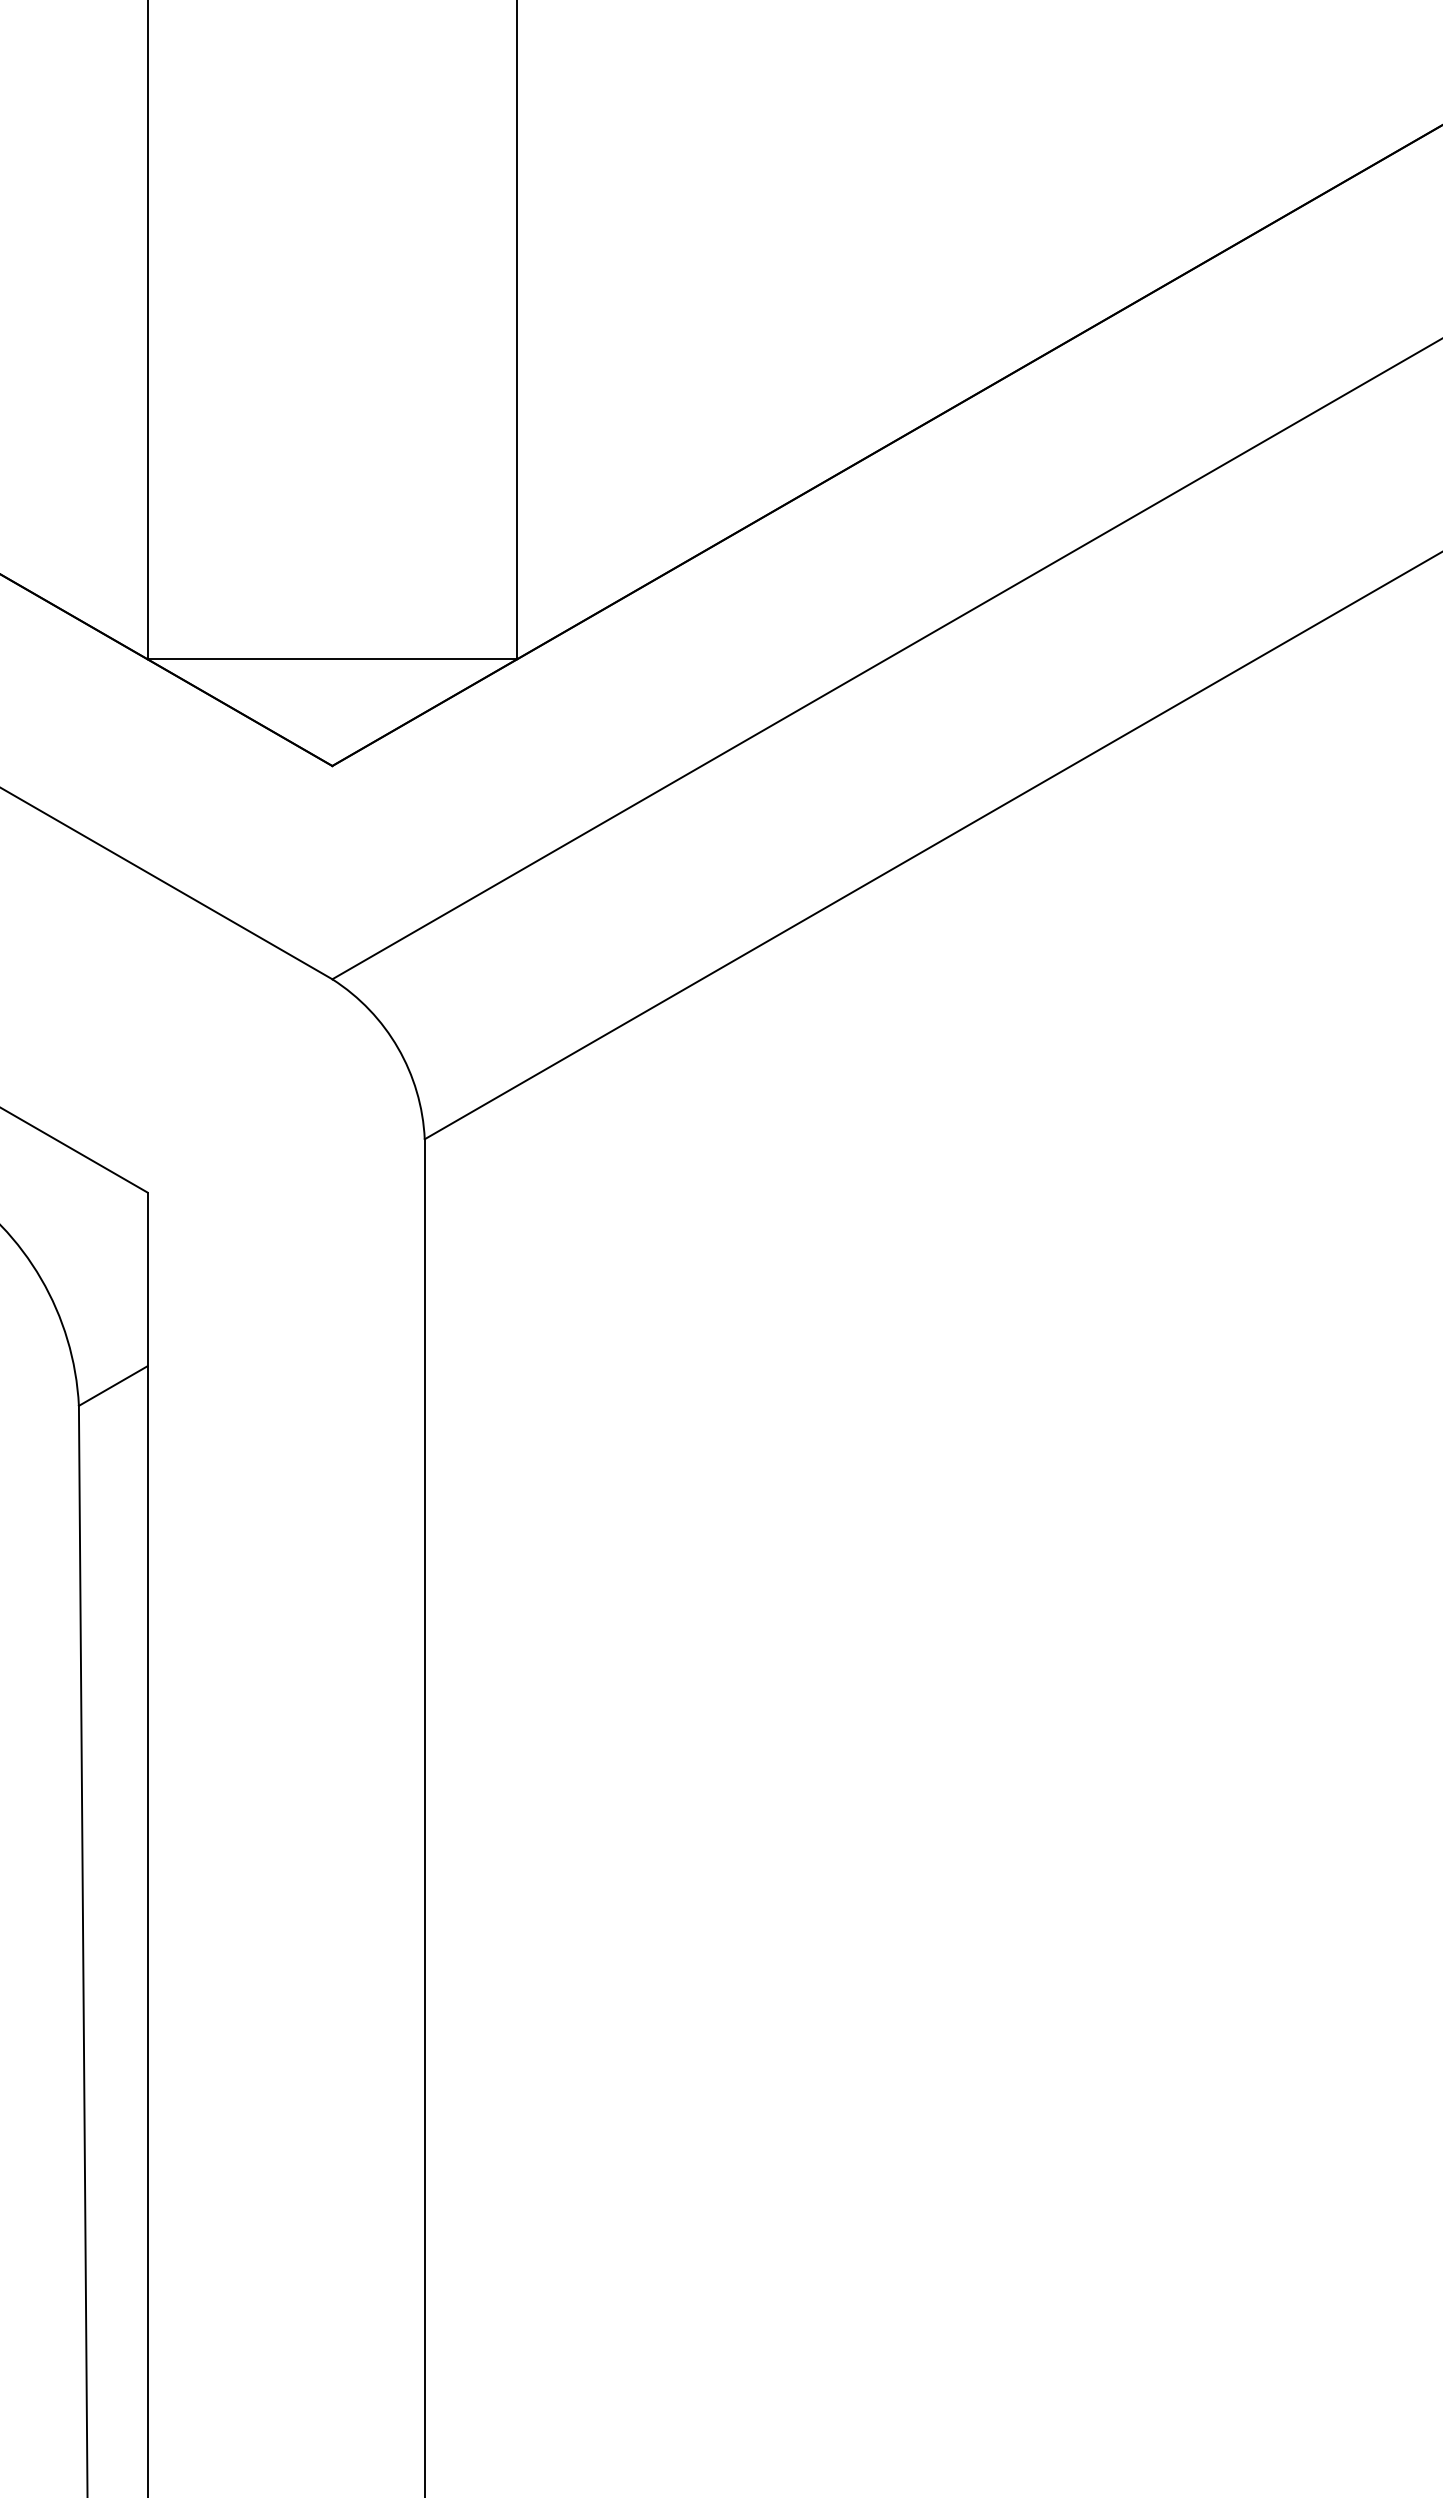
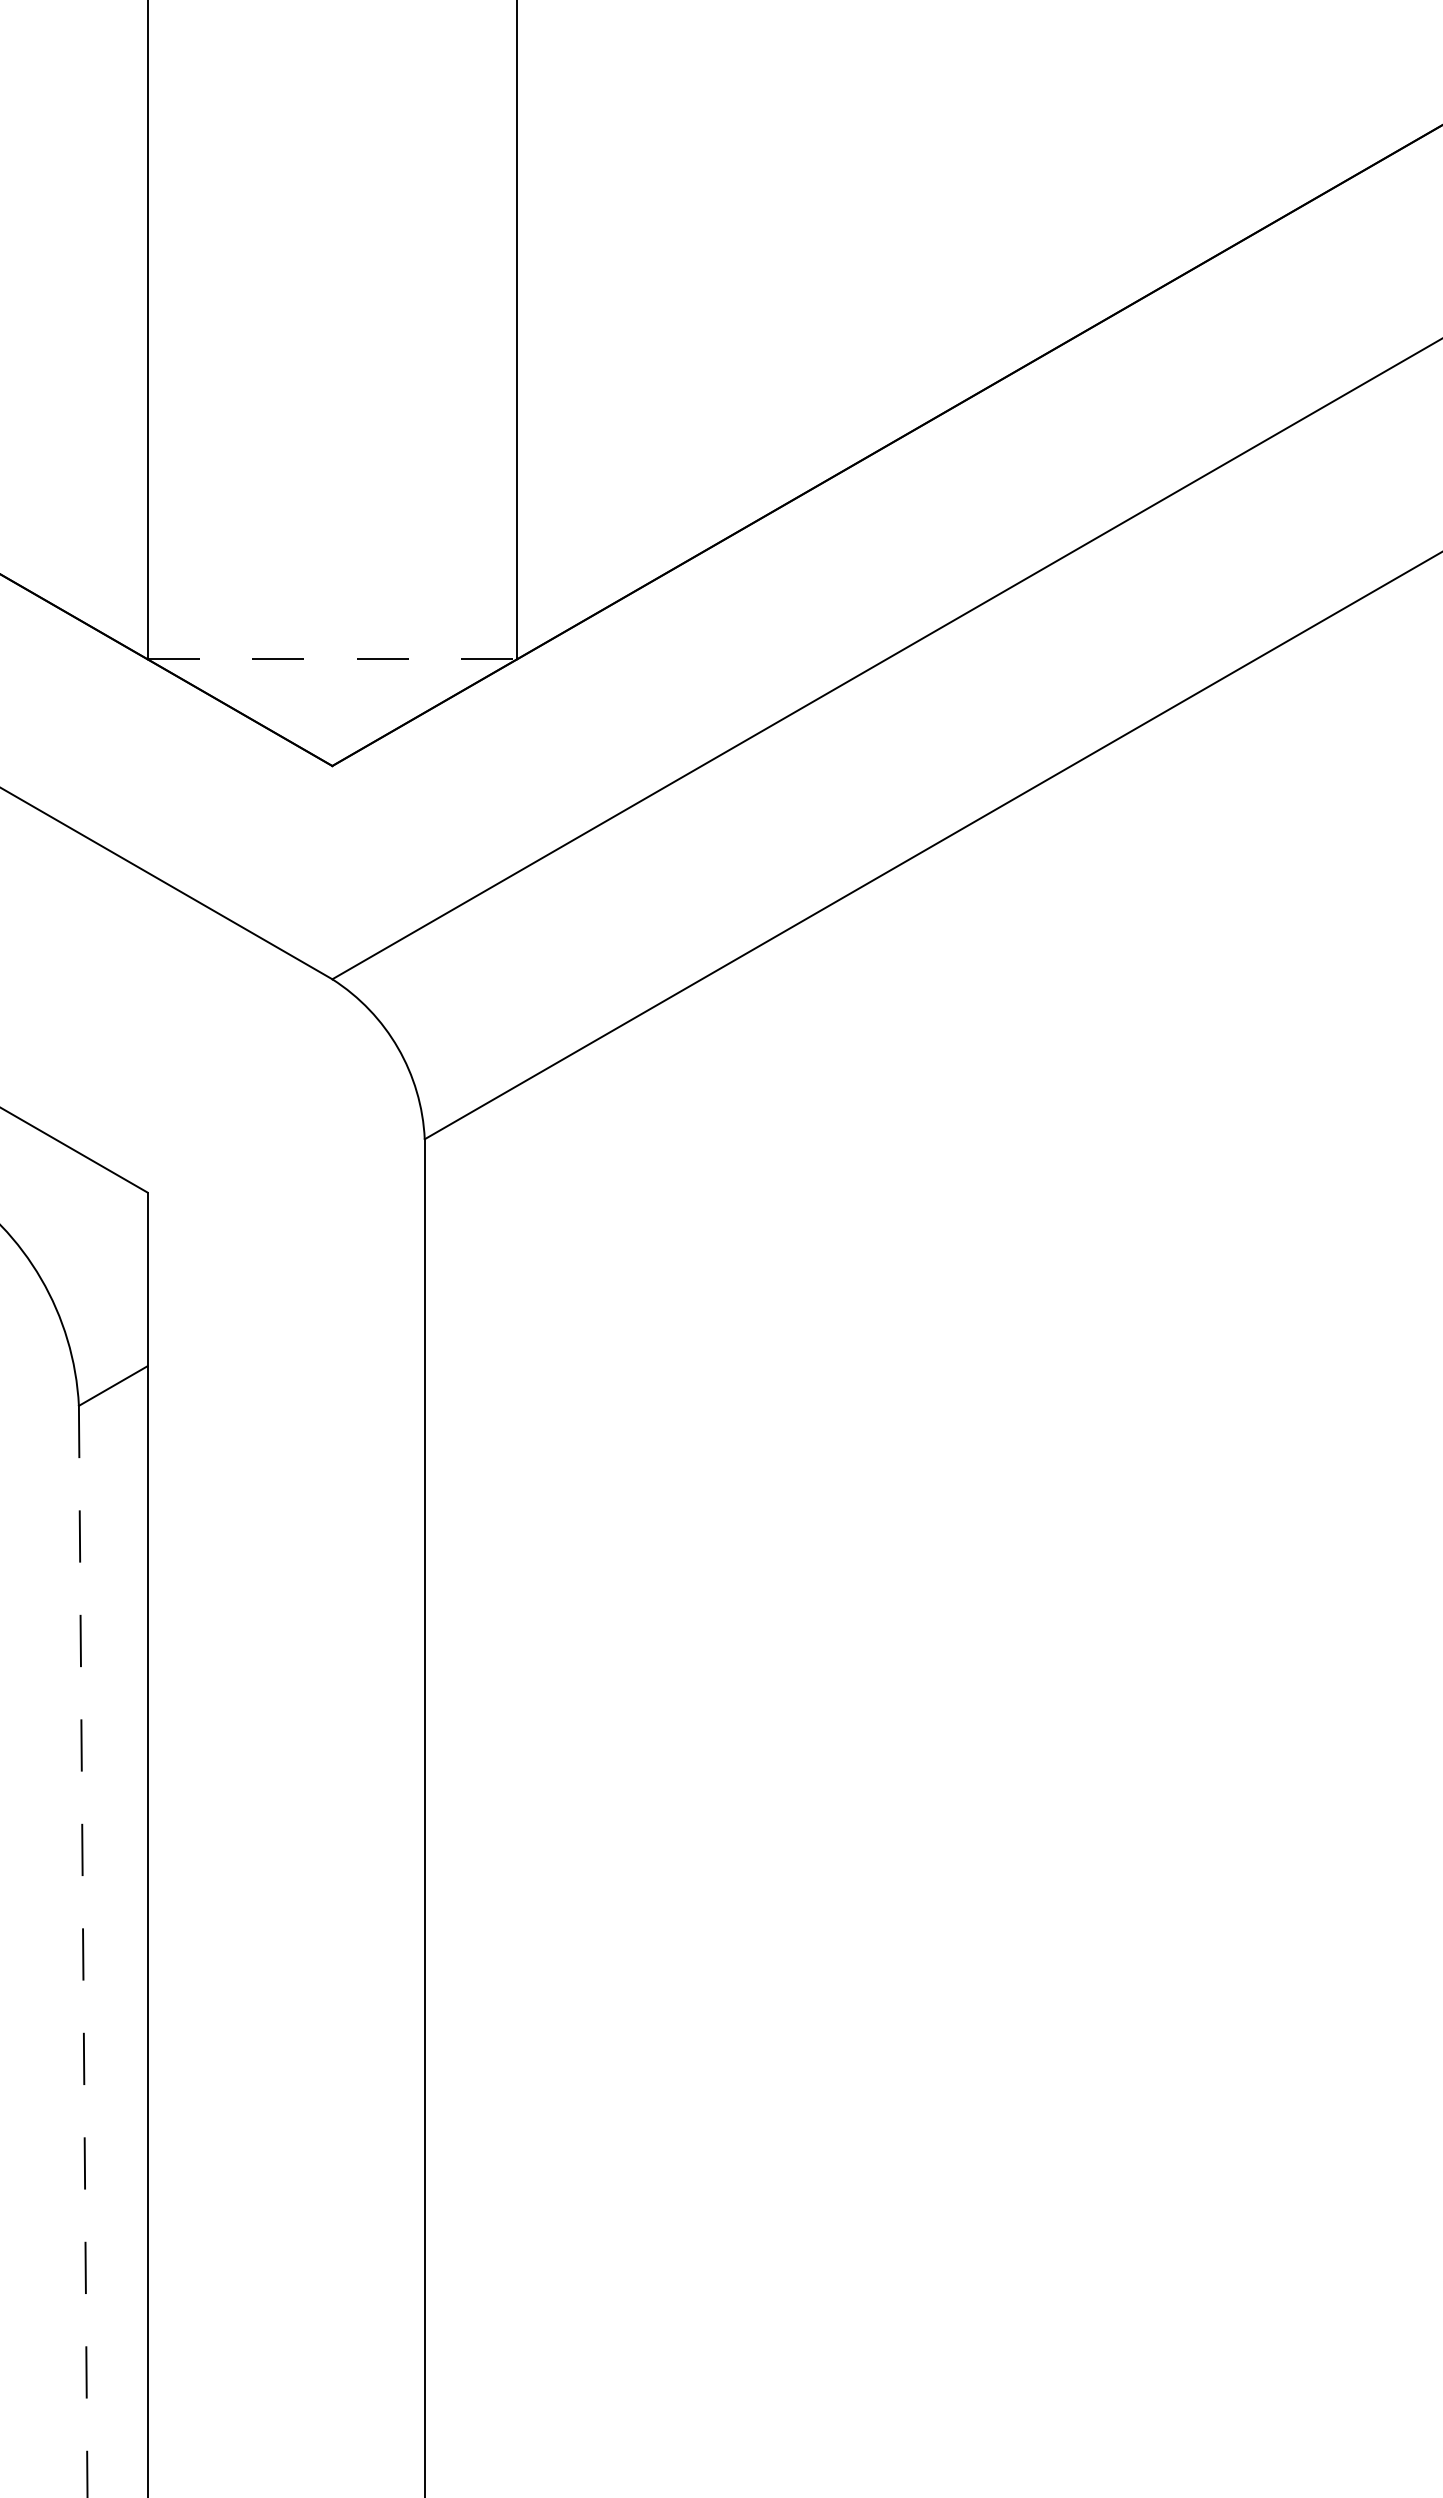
line: solid -> dashed (332, 659)
line: solid -> dashed (83, 1951)
